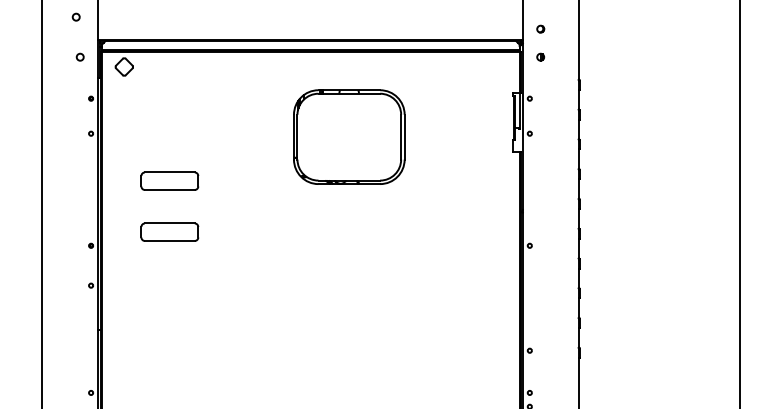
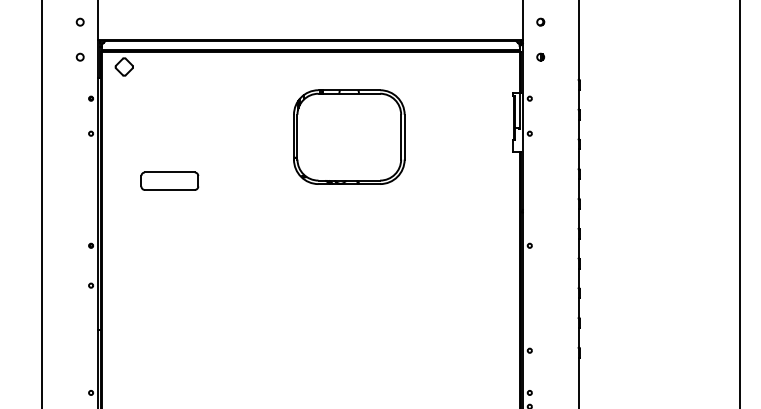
circle position: (75, 16) -> (79, 21) (79, 21)
part position: (540, 28) -> (540, 21) (540, 21)
part: present -> none (169, 231)
